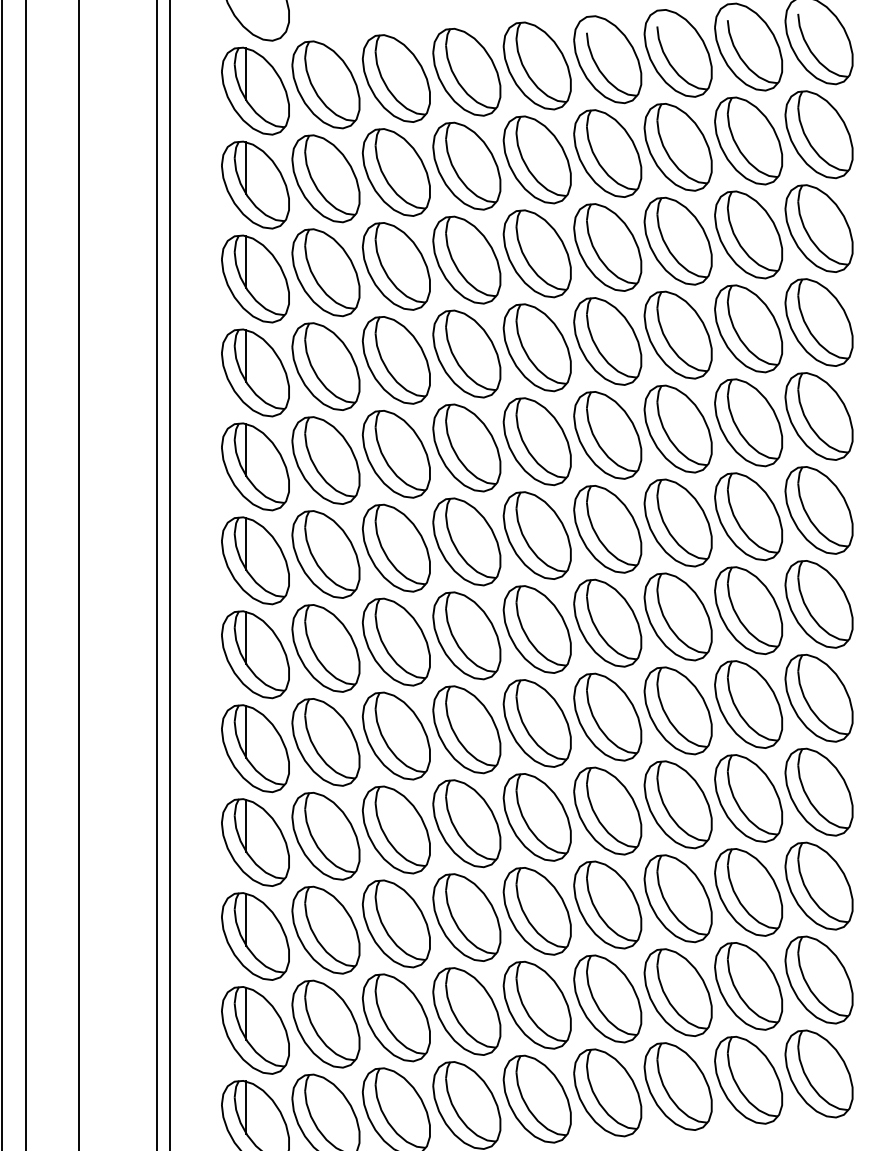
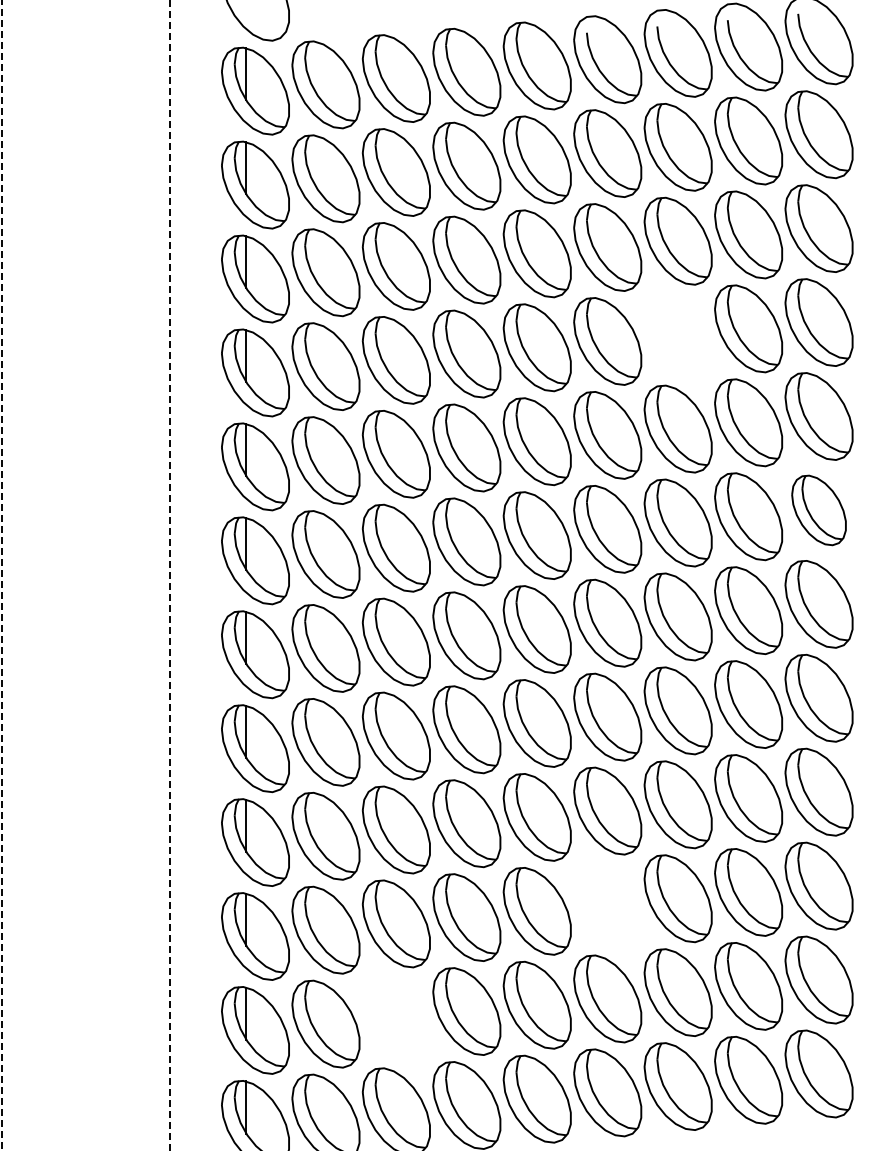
part: present -> none (677, 334)
part size: 70x89 px -> 56x73 px (818, 510)
line: present -> none (26, 574)
line: present -> none (79, 574)
line: present -> none (157, 574)
line: solid -> dashed (1, 575)
line: solid -> dashed (169, 576)
part: present -> none (607, 904)
part: present -> none (395, 1017)
